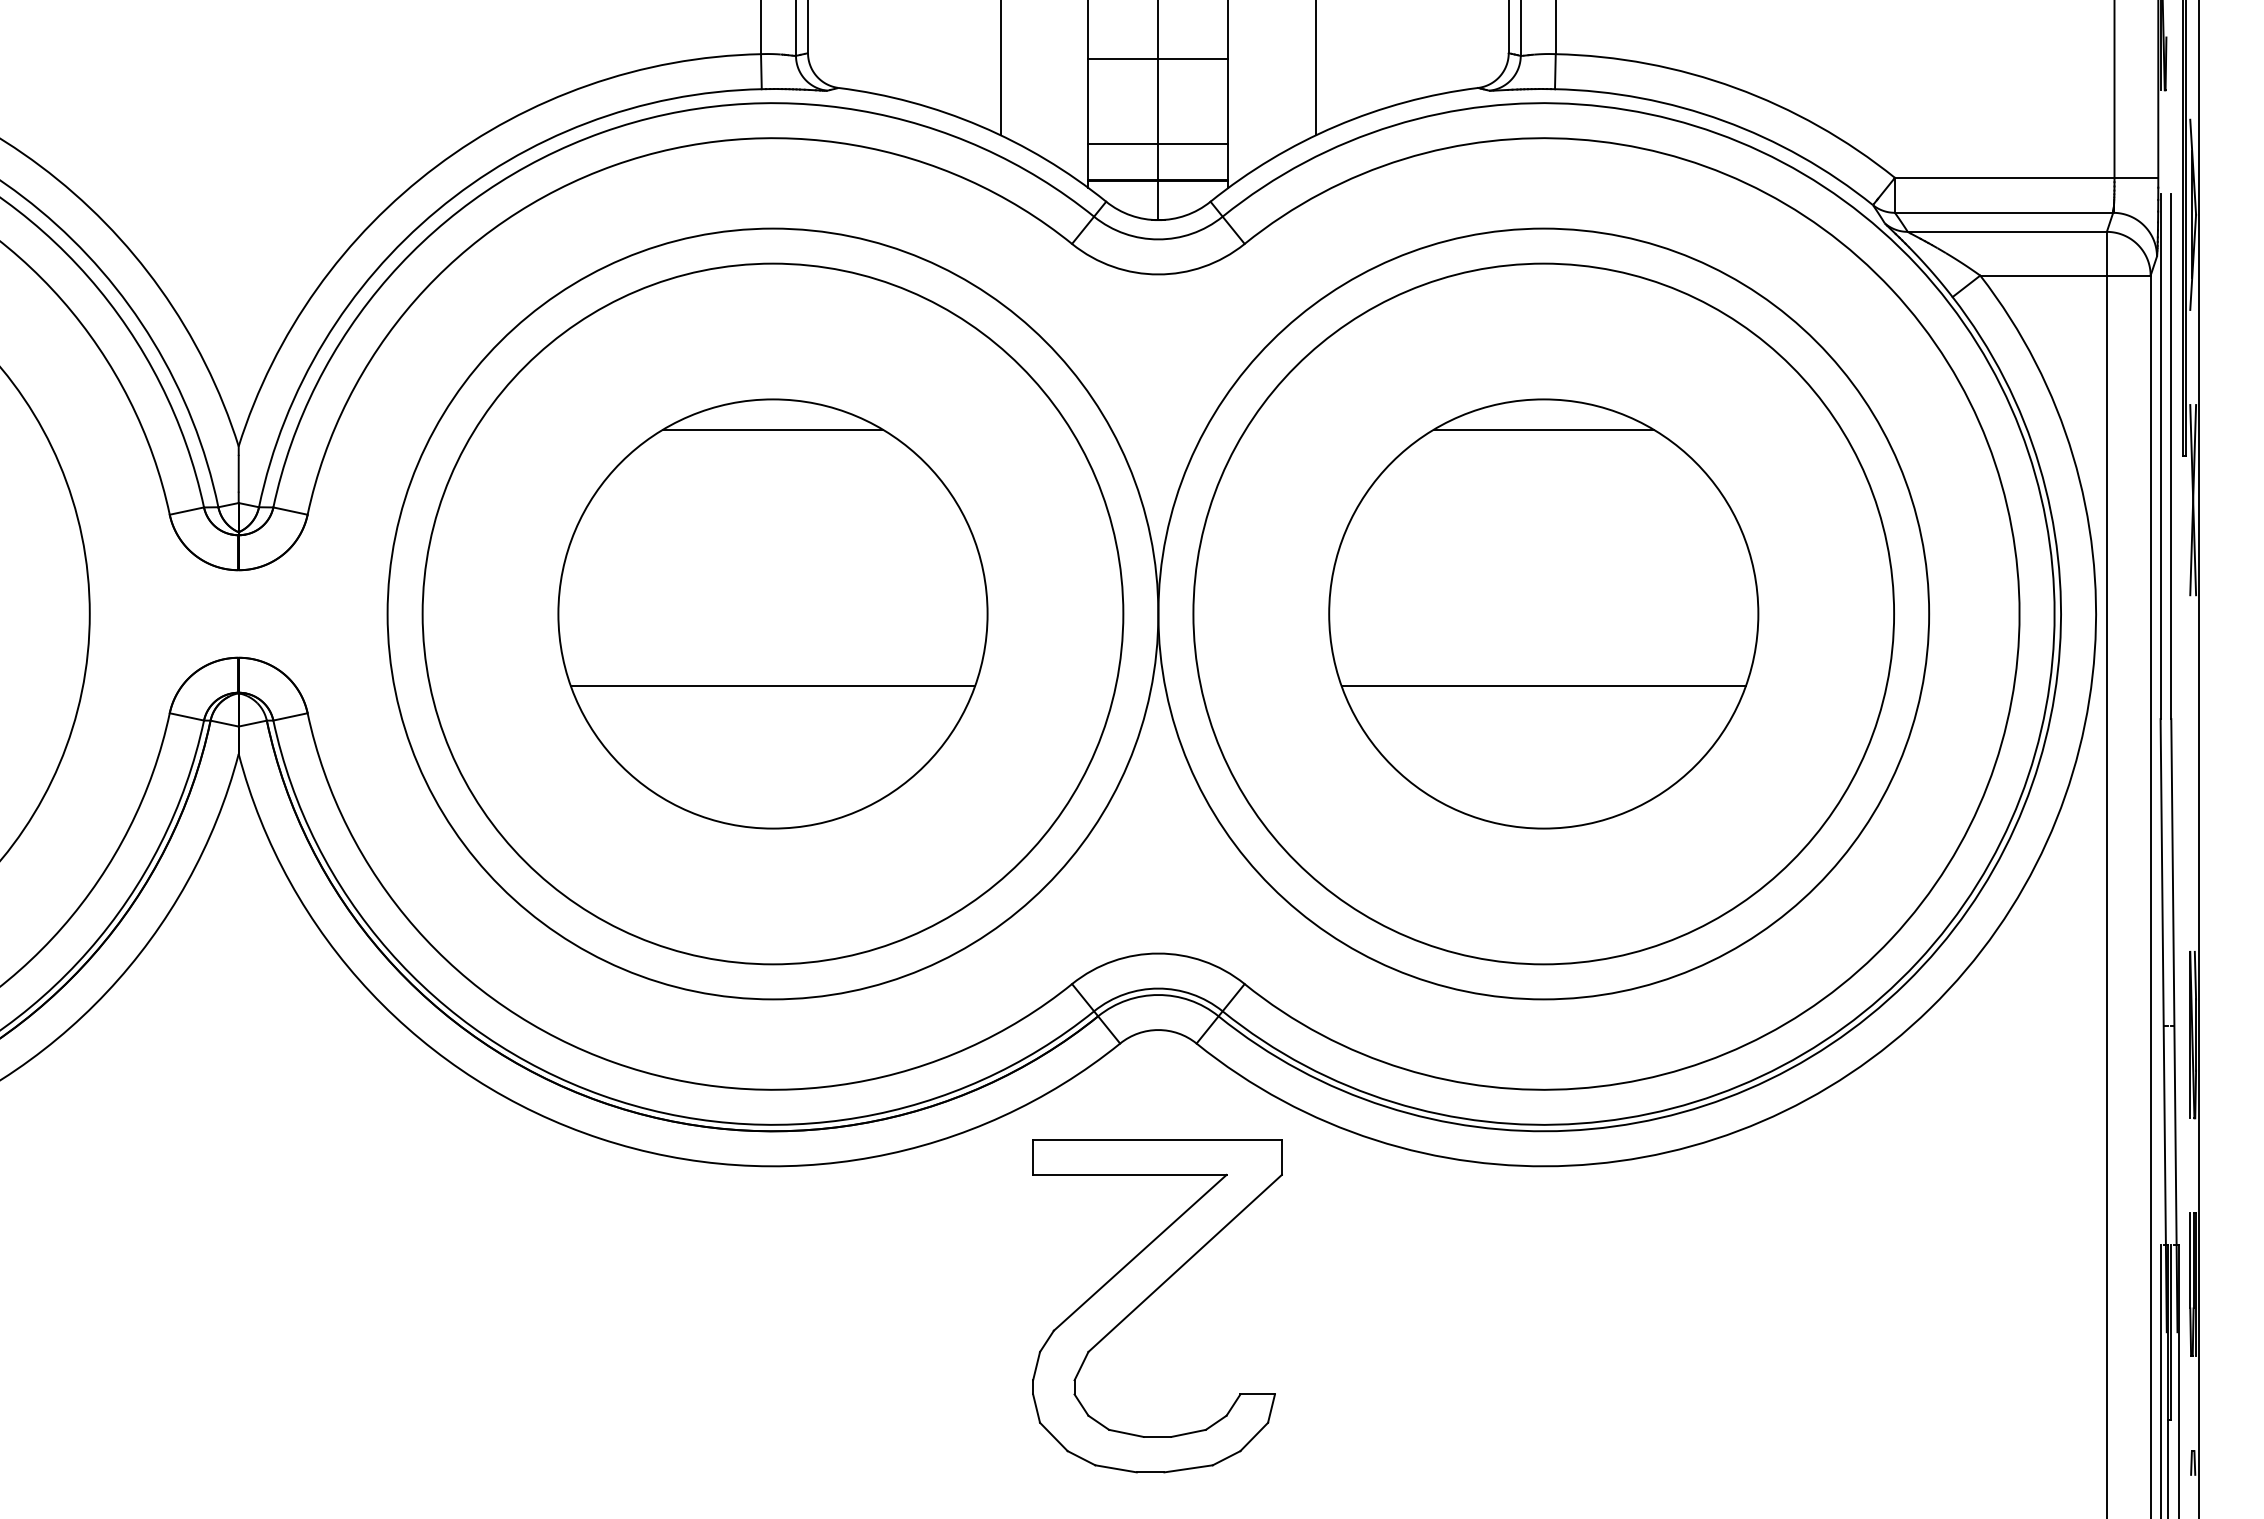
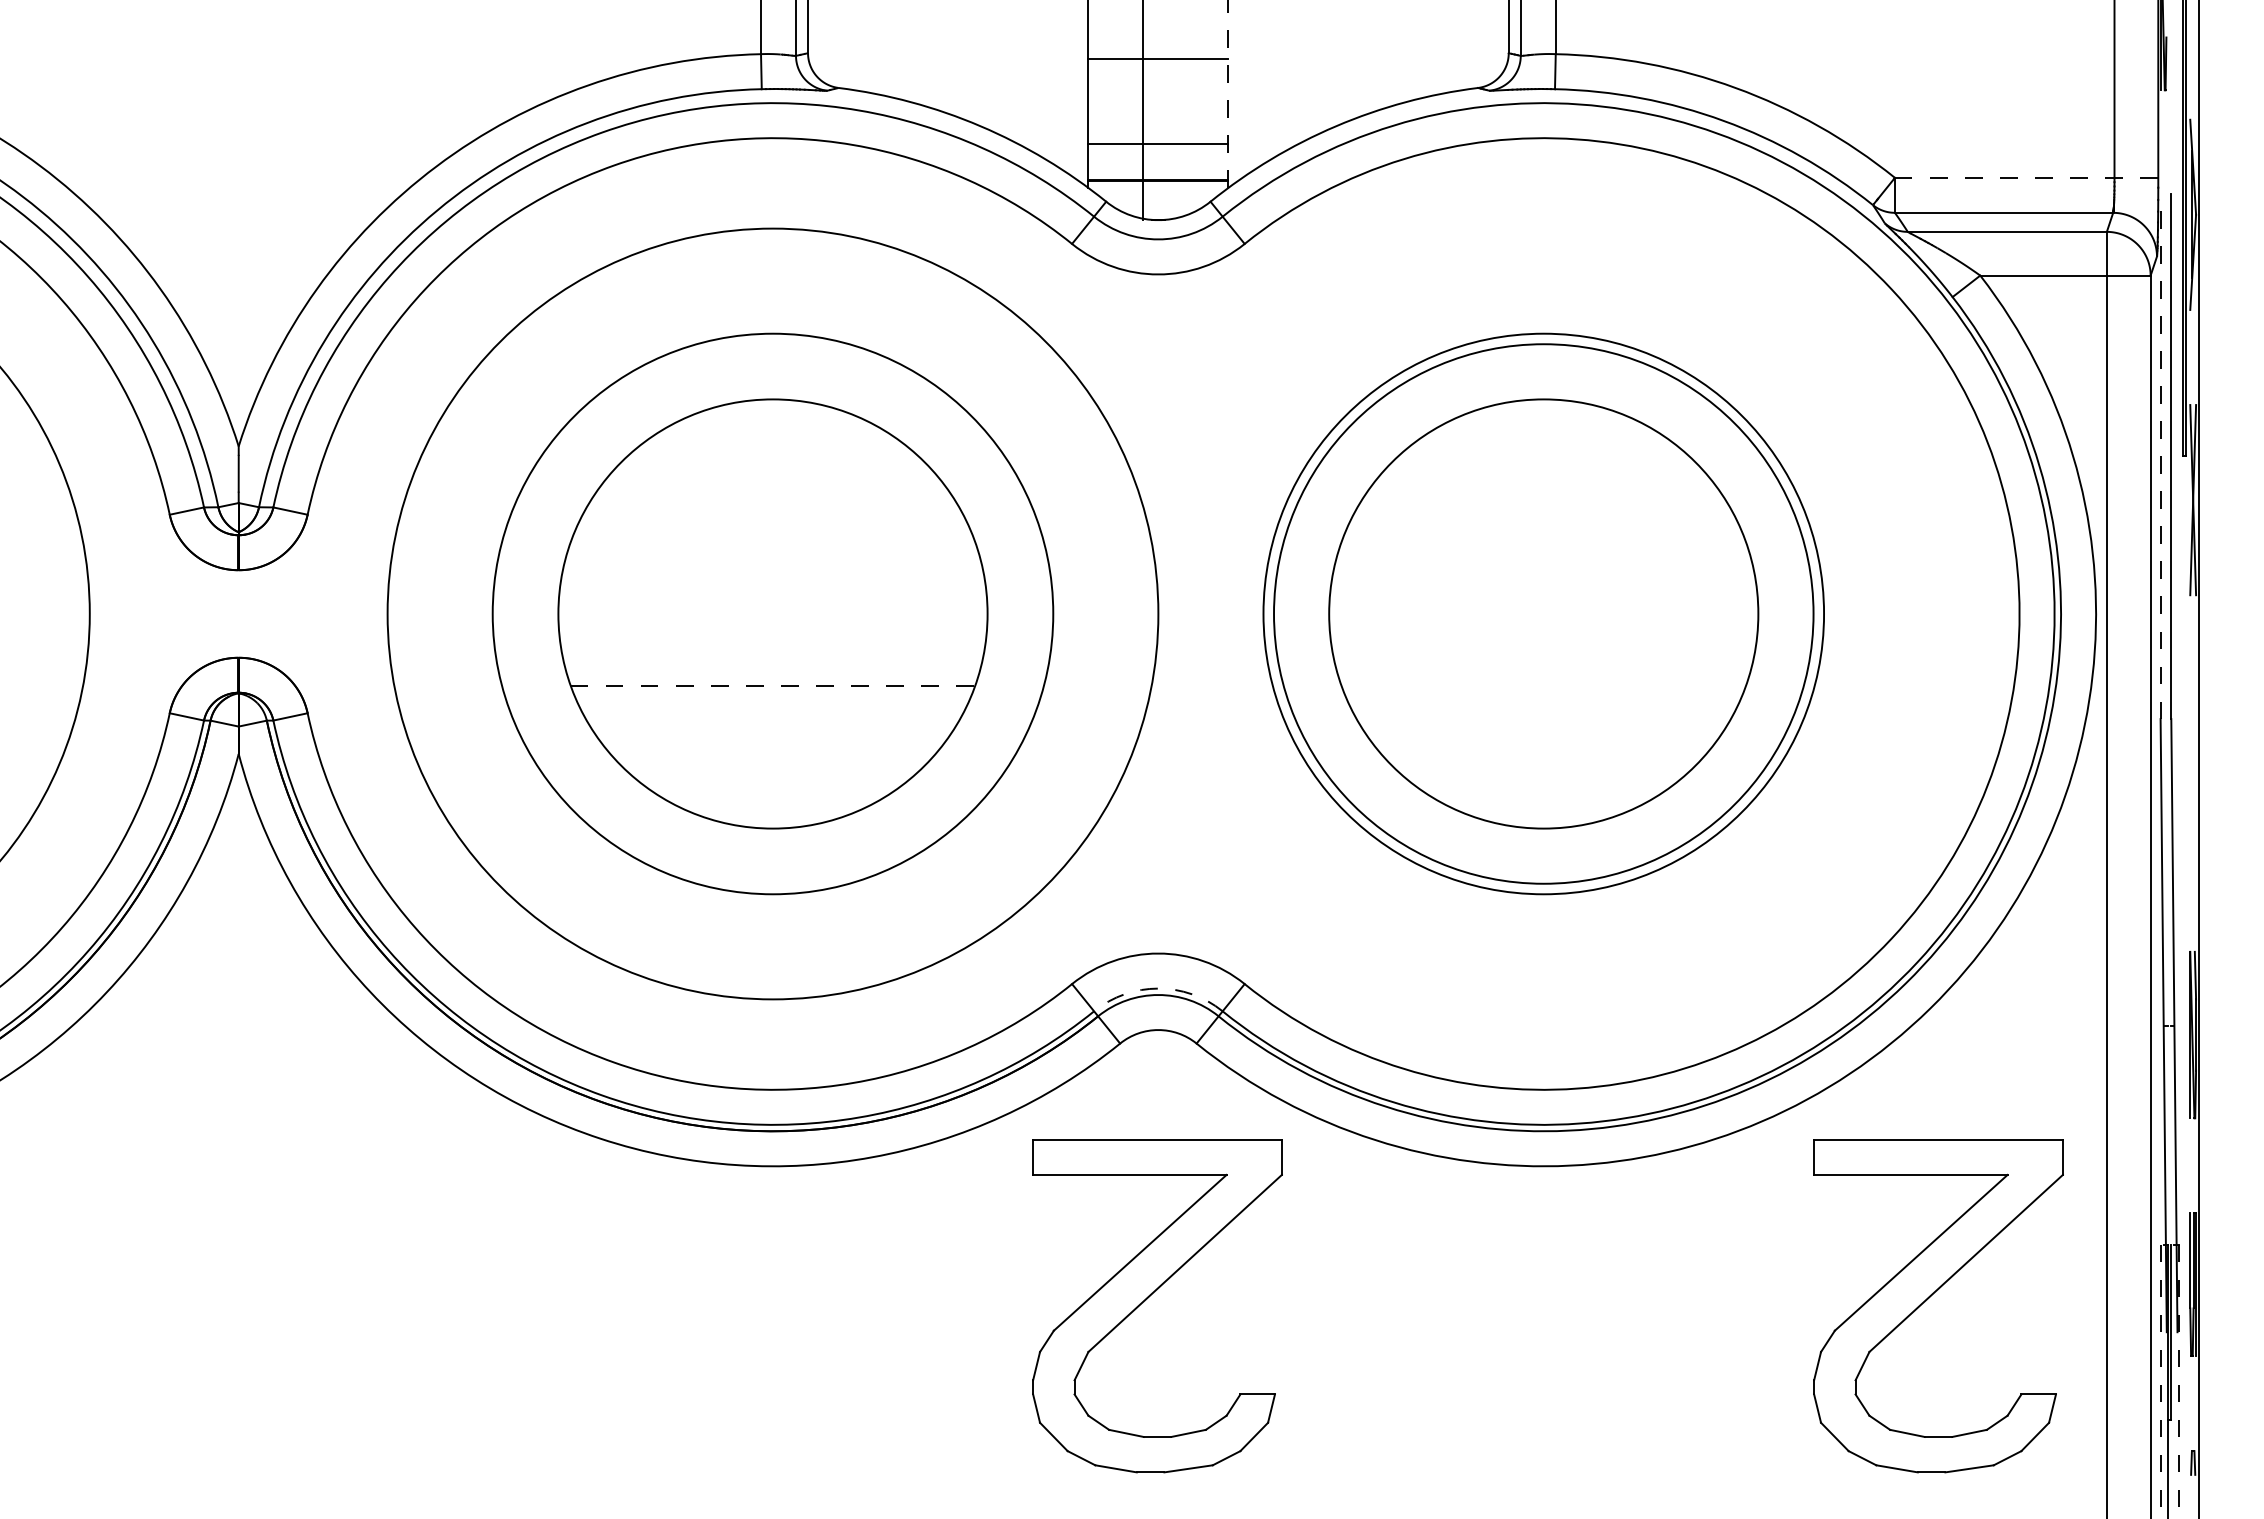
line: present -> none (1000, 68)
line: present -> none (1316, 68)
line: solid -> dashed (1228, 94)
line position: (1158, 111) -> (1143, 111) (1143, 111)
line: solid -> dashed (2026, 177)
line: present -> none (772, 429)
line: present -> none (1543, 429)
line: solid -> dashed (2160, 456)
circle diameter: 701 px -> 561 px (772, 613)
circle diameter: 701 px -> 561 px (1543, 613)
circle diameter: 771 px -> 540 px (1543, 613)
line: solid -> dashed (773, 686)
line: present -> none (1543, 686)
arc: solid -> dashed (1158, 988)
part: none -> present (1930, 1297)
line: solid -> dashed (2160, 1381)
line: solid -> dashed (2178, 1381)
